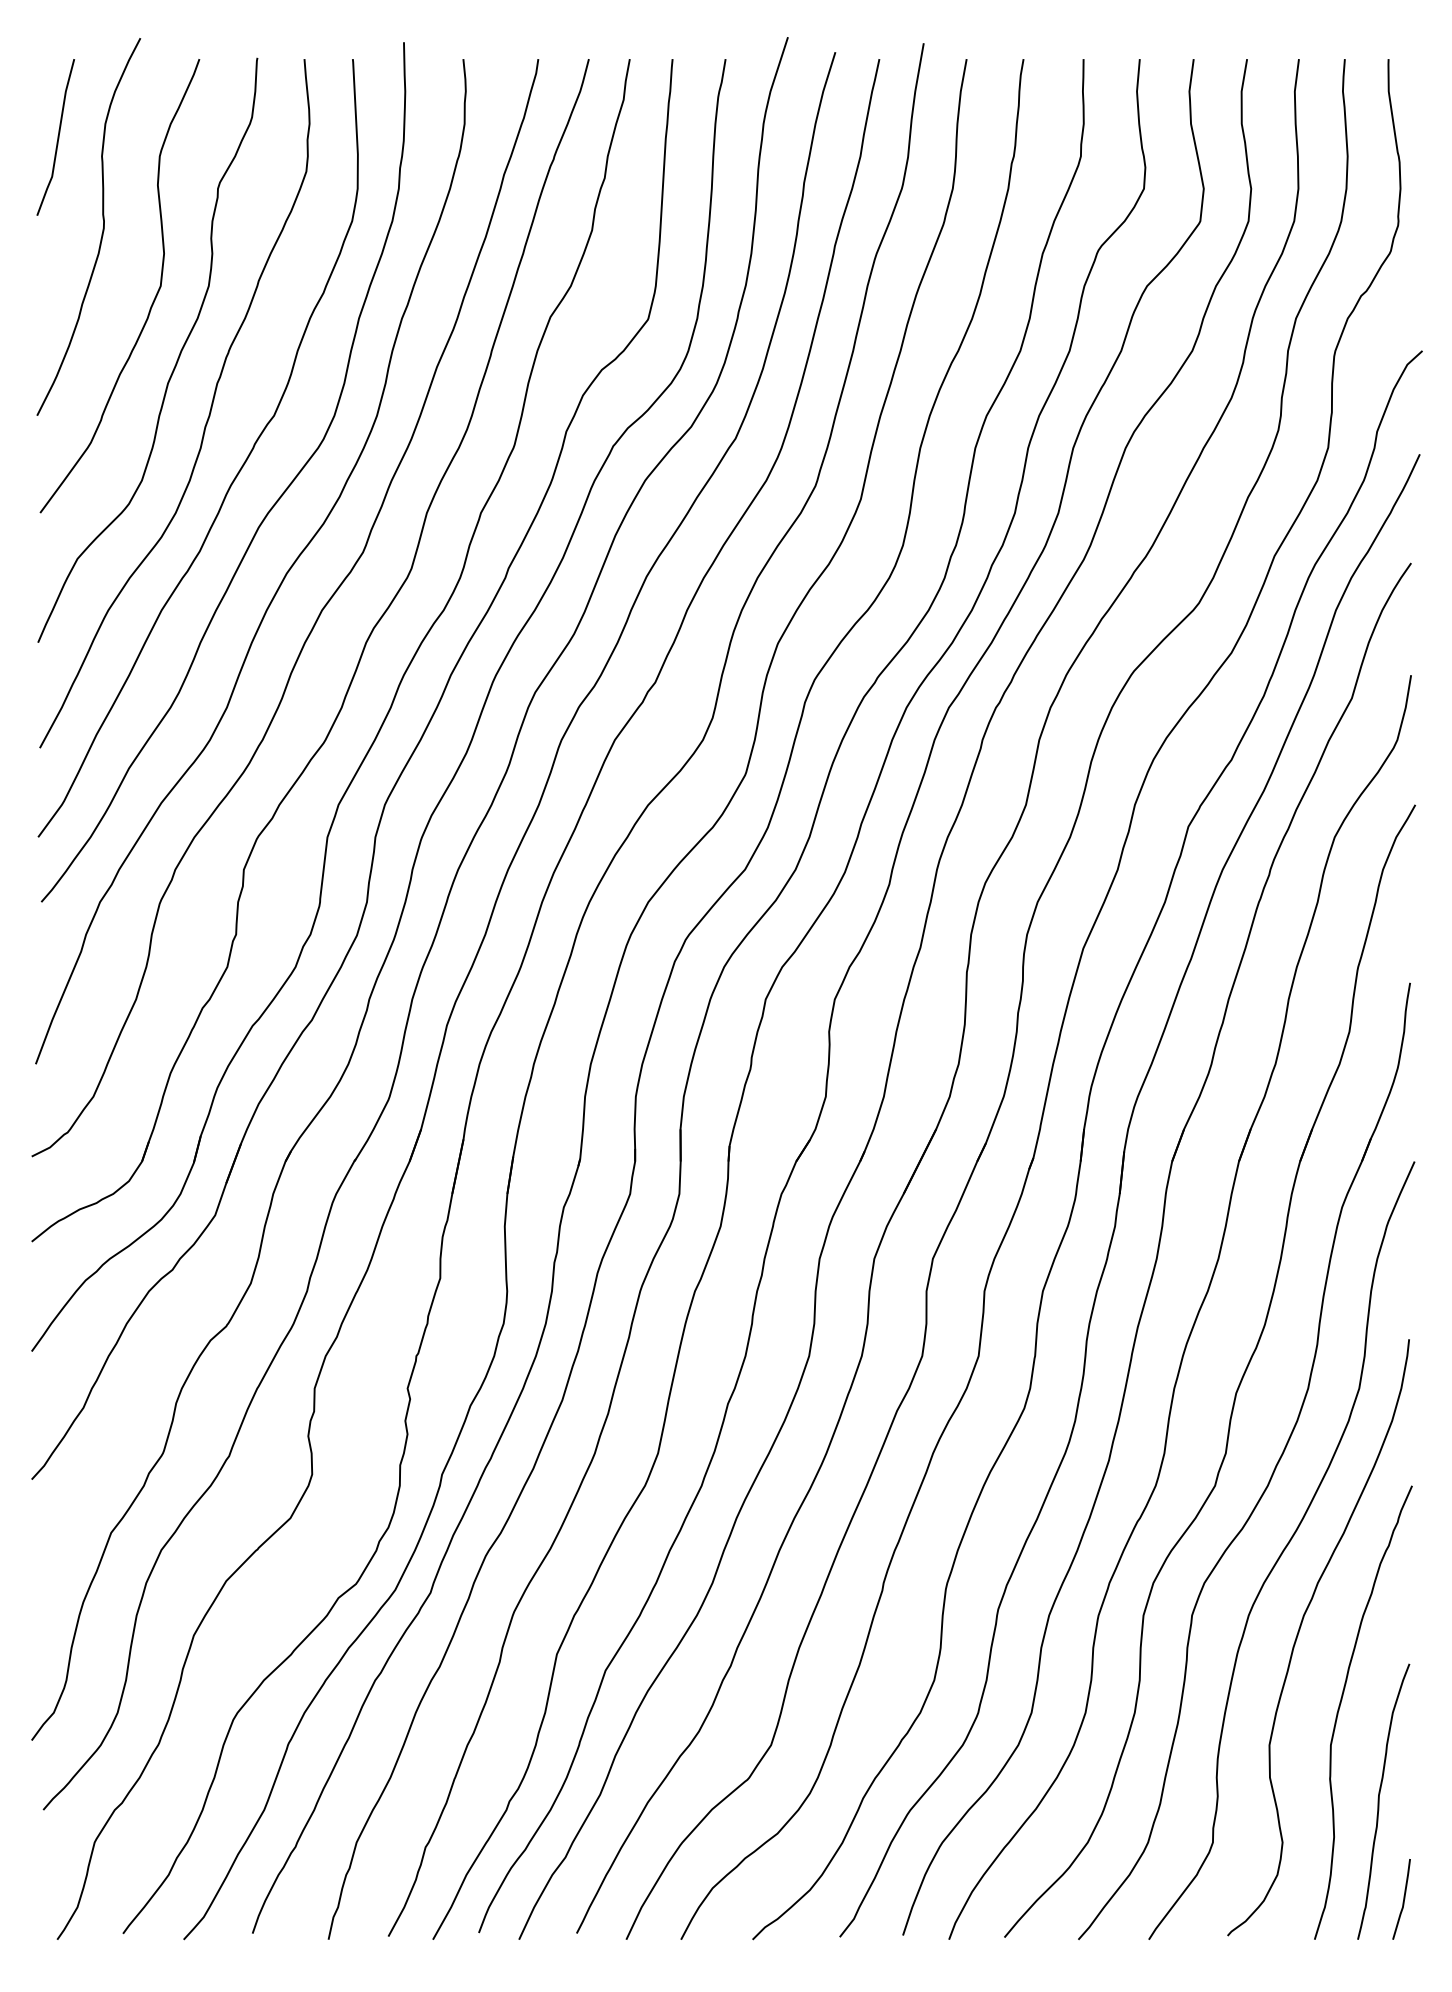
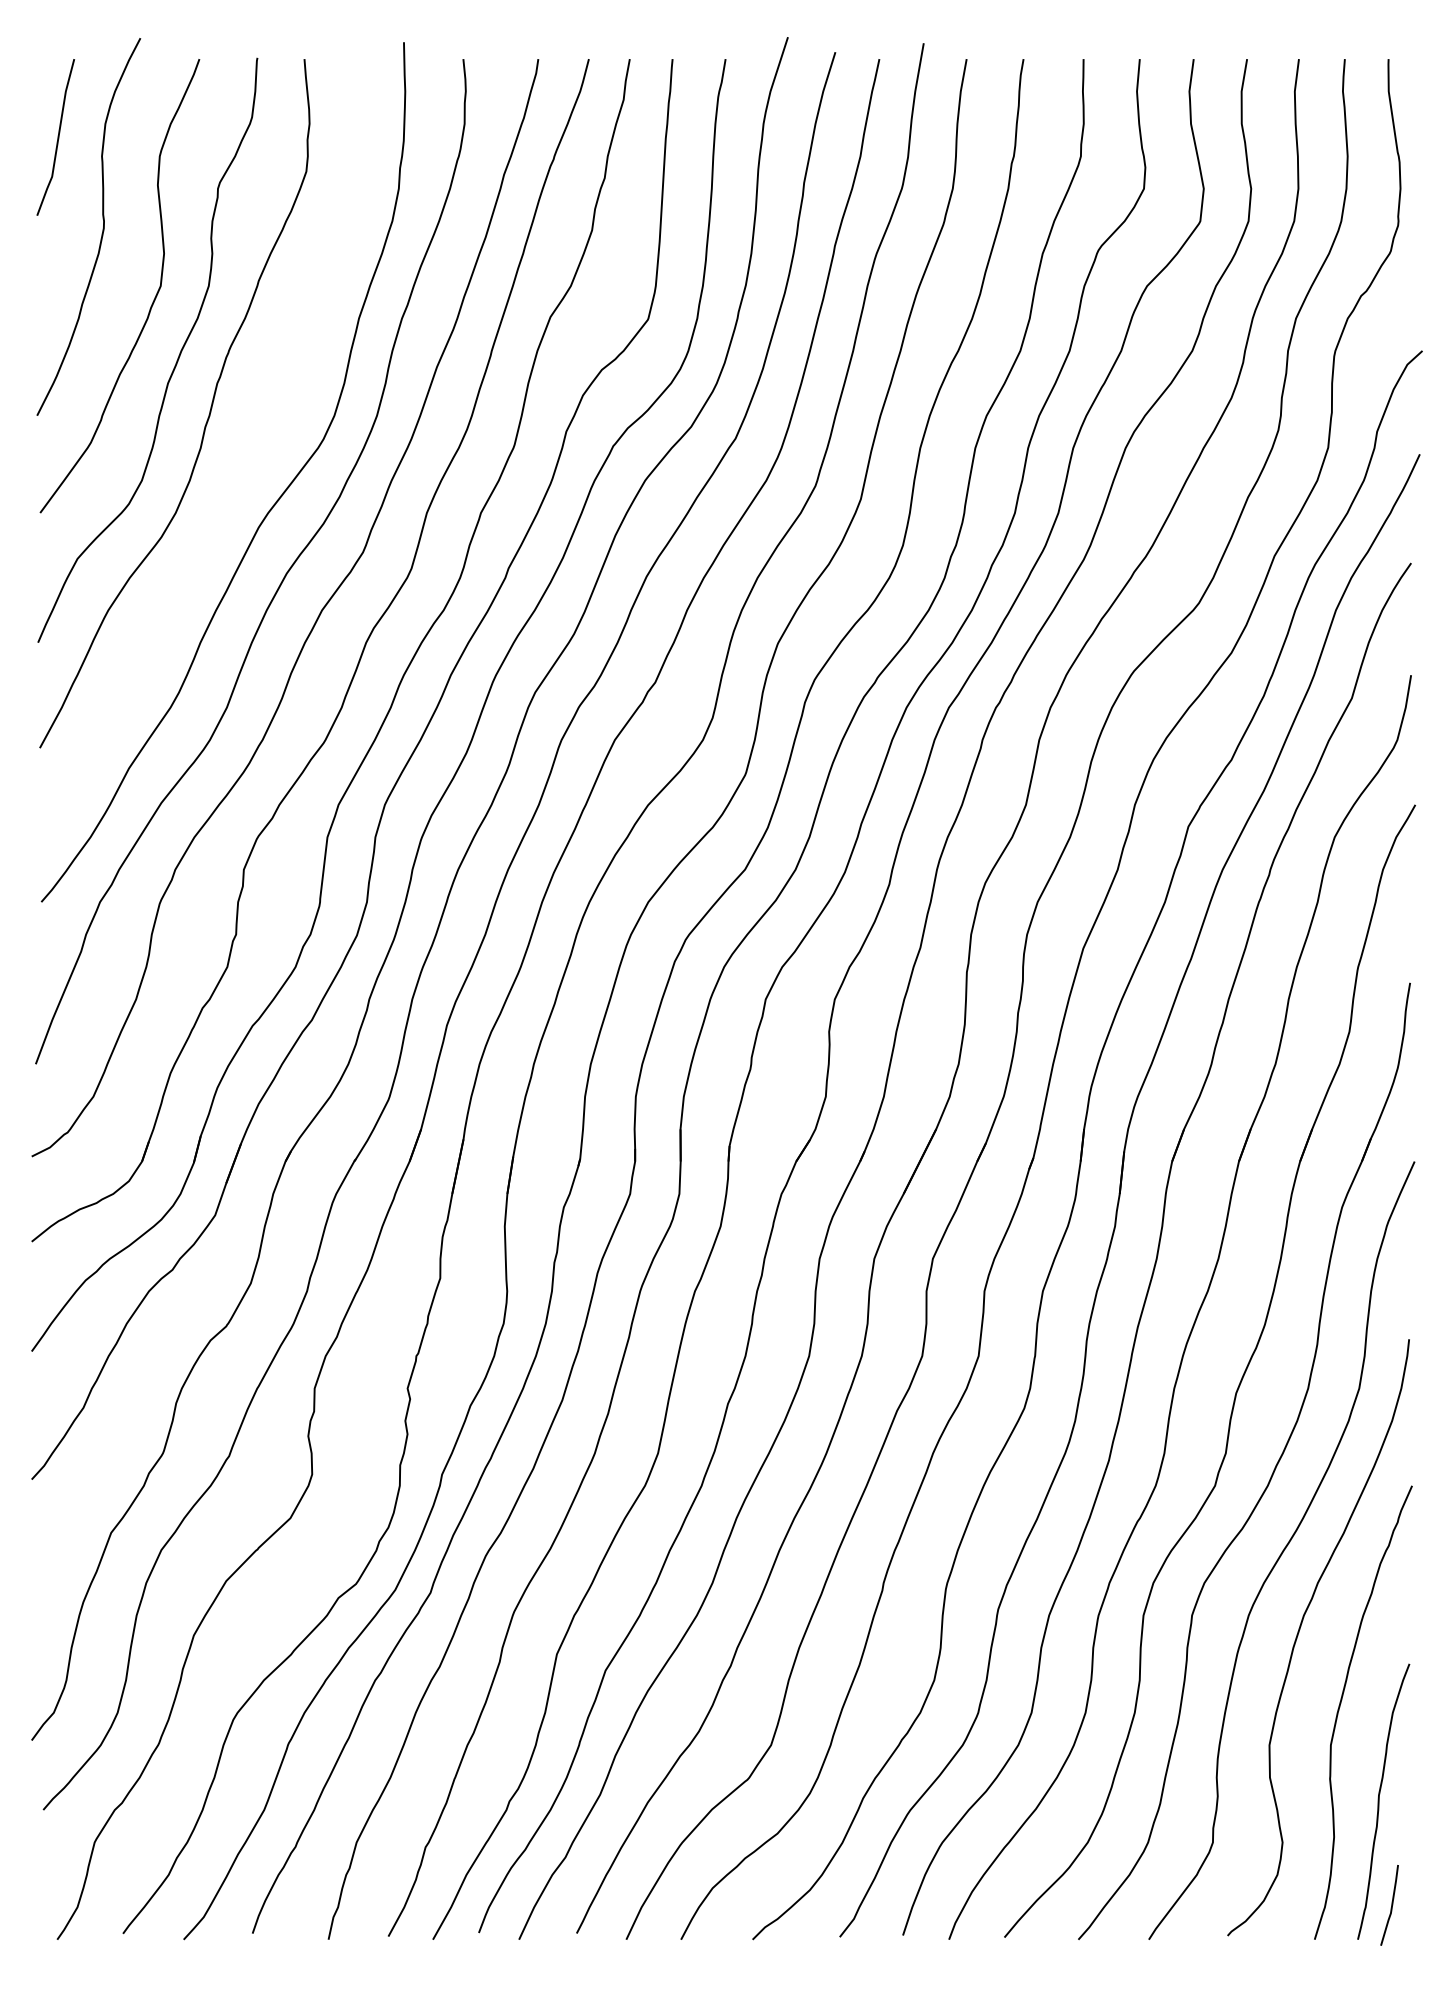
curve: present -> none (235, 475)
line position: (1403, 1899) -> (1391, 1905) (1391, 1905)
